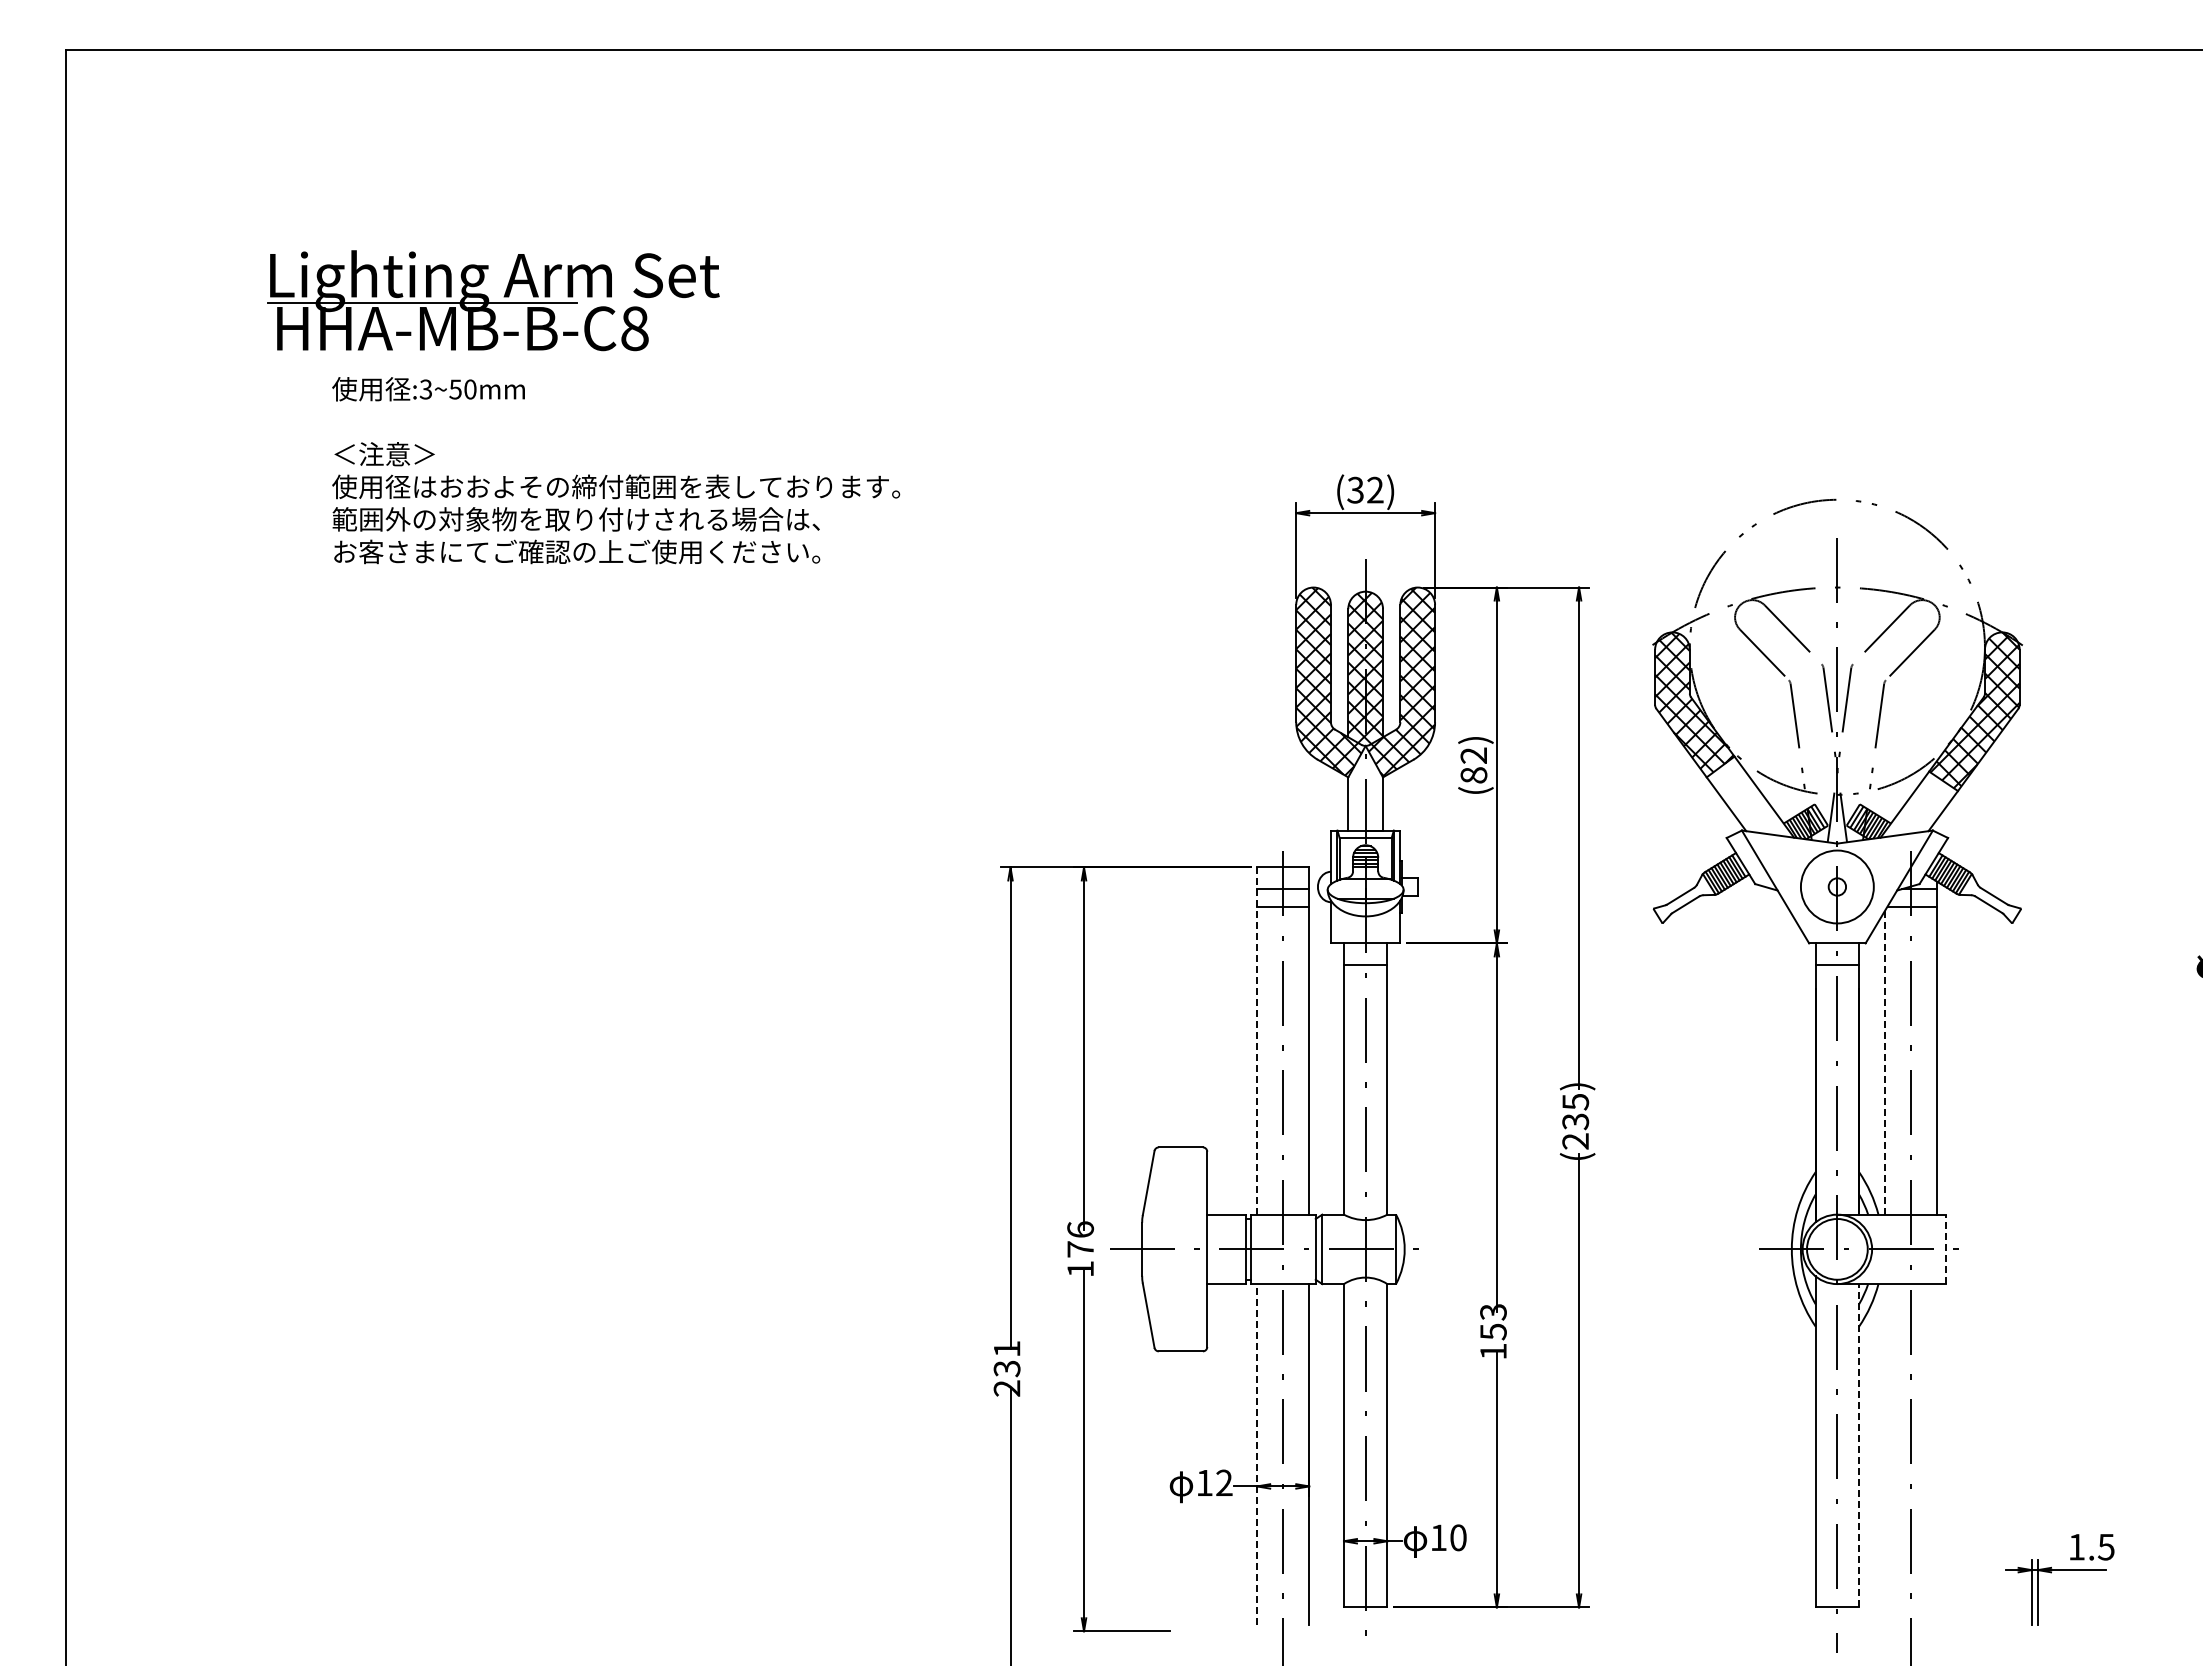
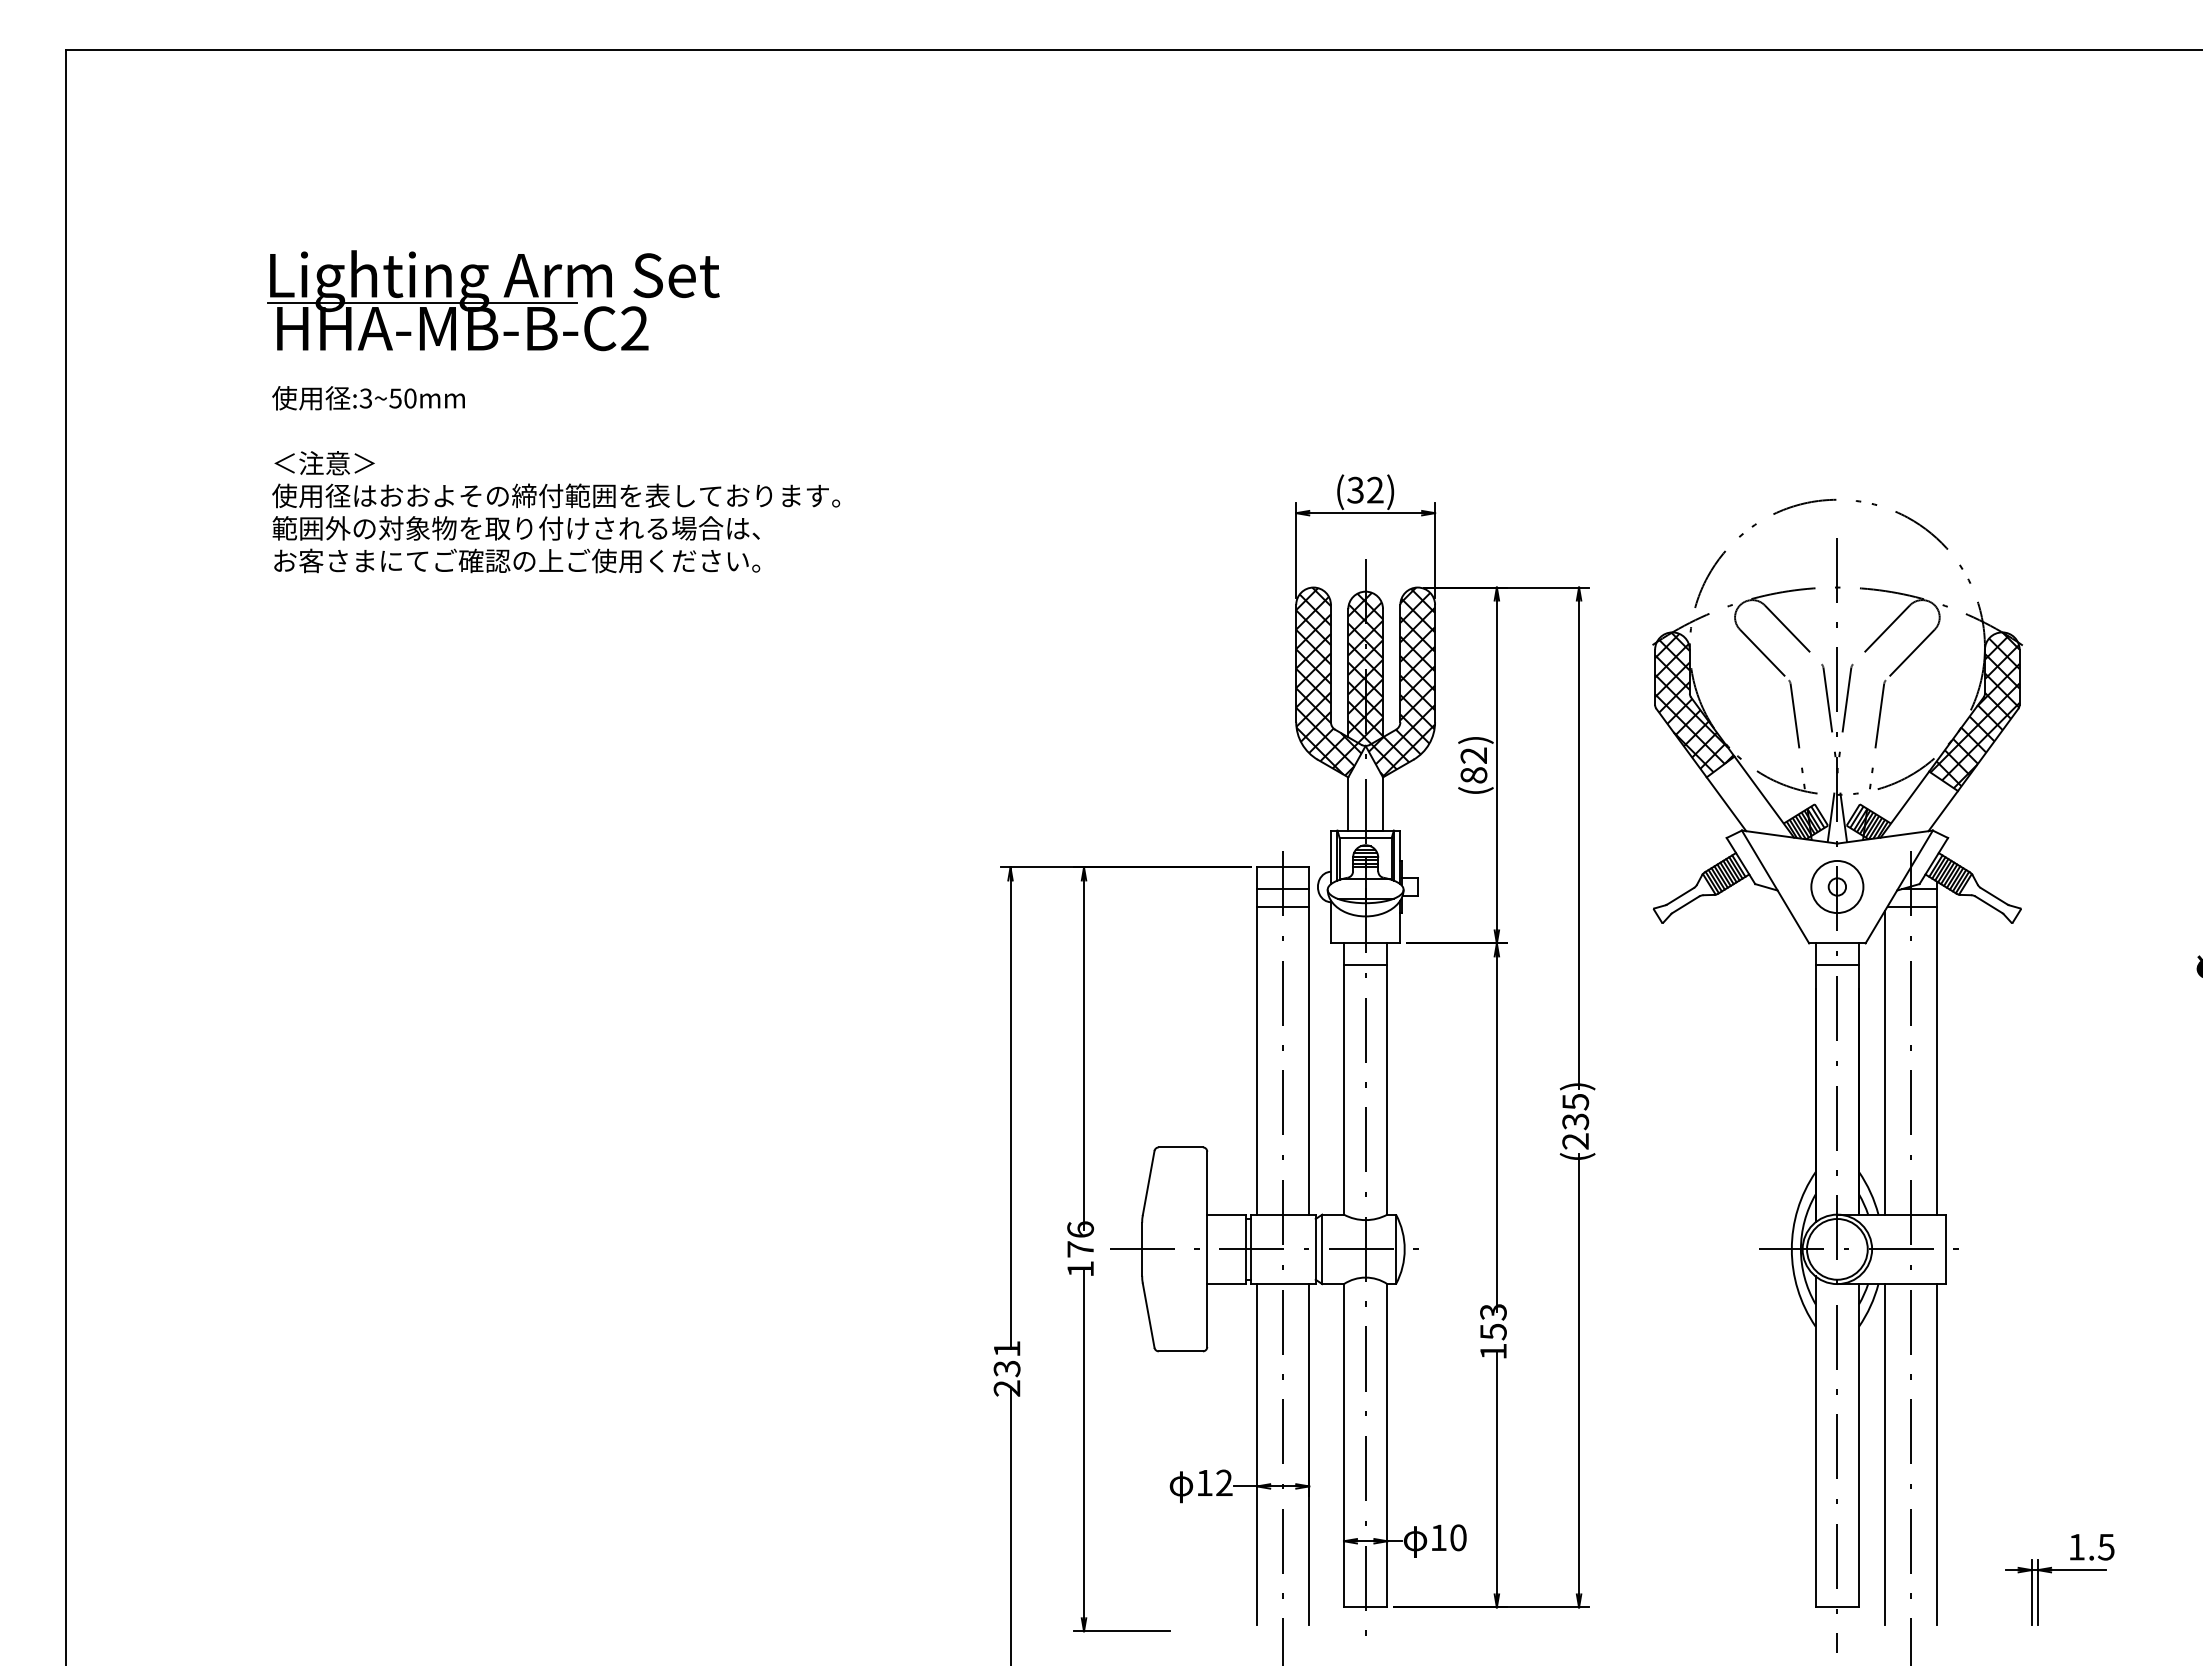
text: HHA-MB-B-C8 -> HHA-MB-B-C2 (634, 328)
text position: (616, 470) -> (556, 479) (556, 479)
circle diameter: 73 px -> 52 px (1837, 886)
line: dashed -> solid (1257, 1041)
line: dashed -> solid (1885, 1062)
line: dashed -> solid (1945, 1249)
line: dashed -> solid (1859, 1445)
line: dashed -> solid (1257, 1453)
line: none -> present (1885, 1454)
line: none -> present (1937, 1454)
